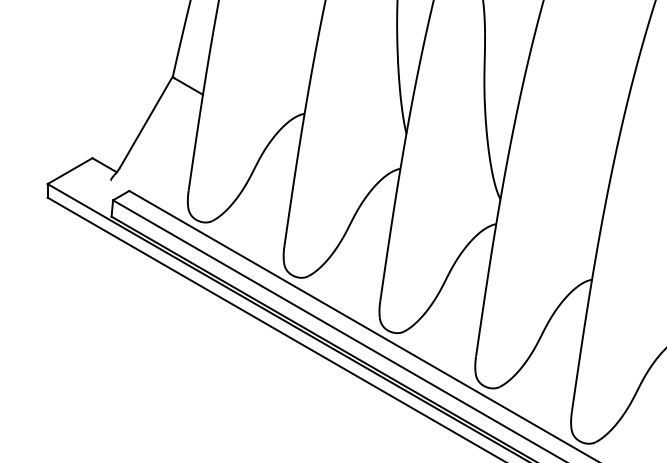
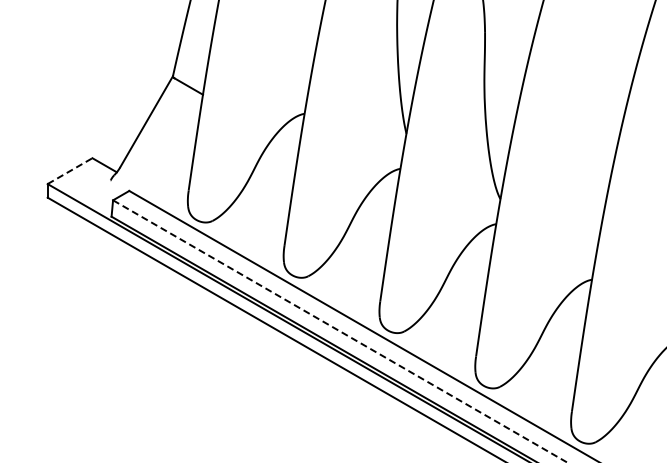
line: solid -> dashed (70, 171)
line: solid -> dashed (340, 331)
